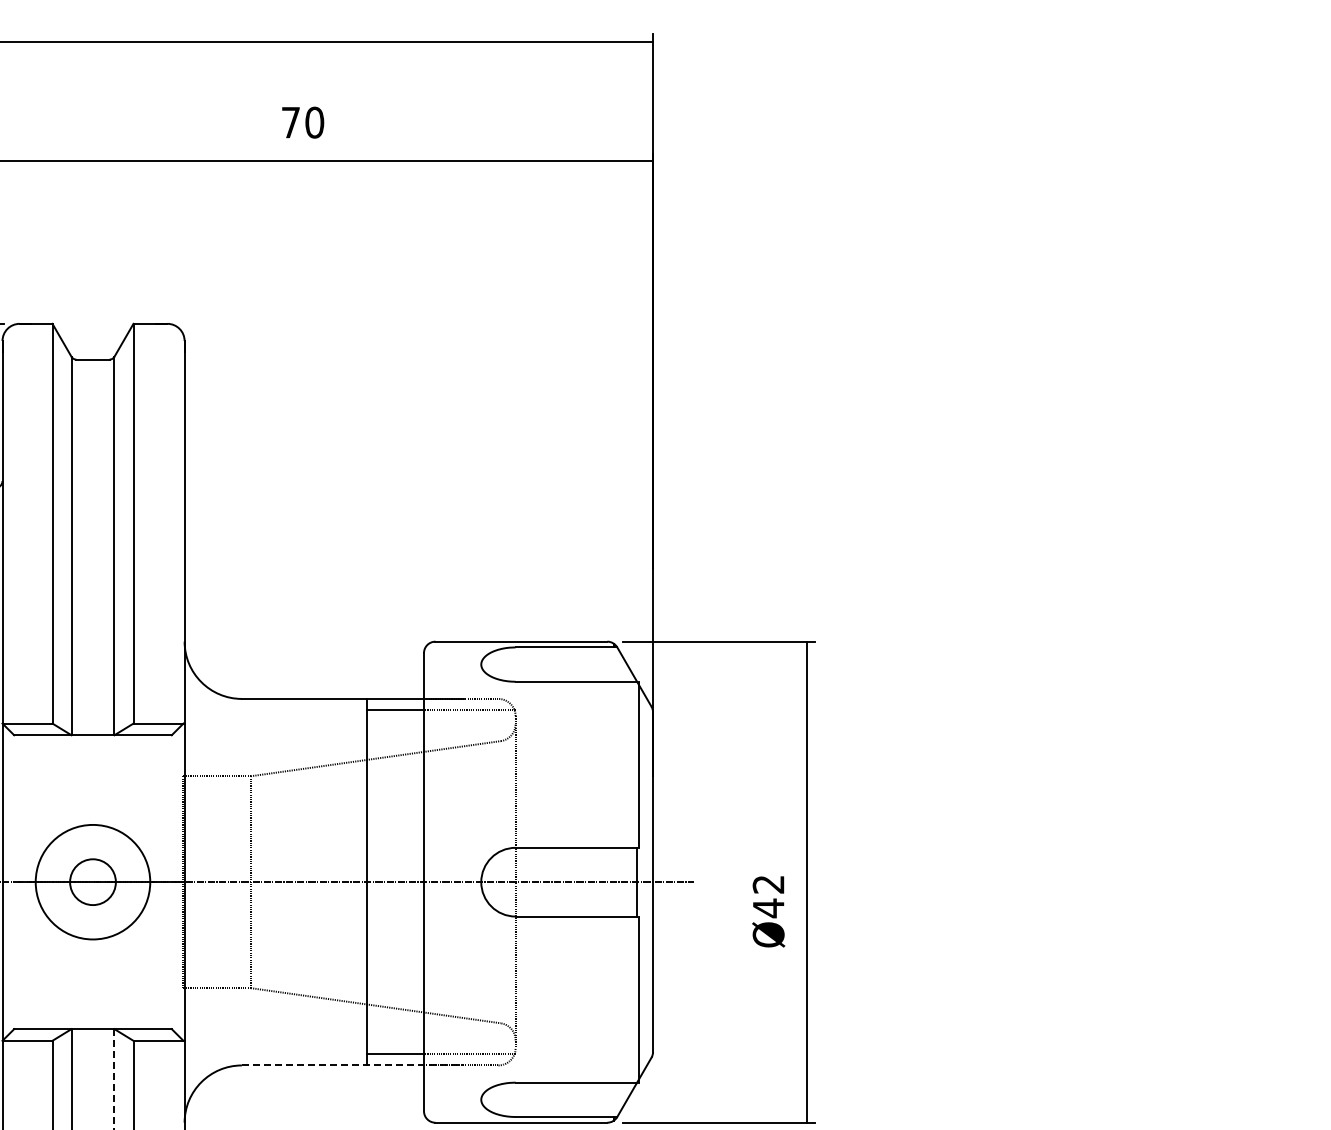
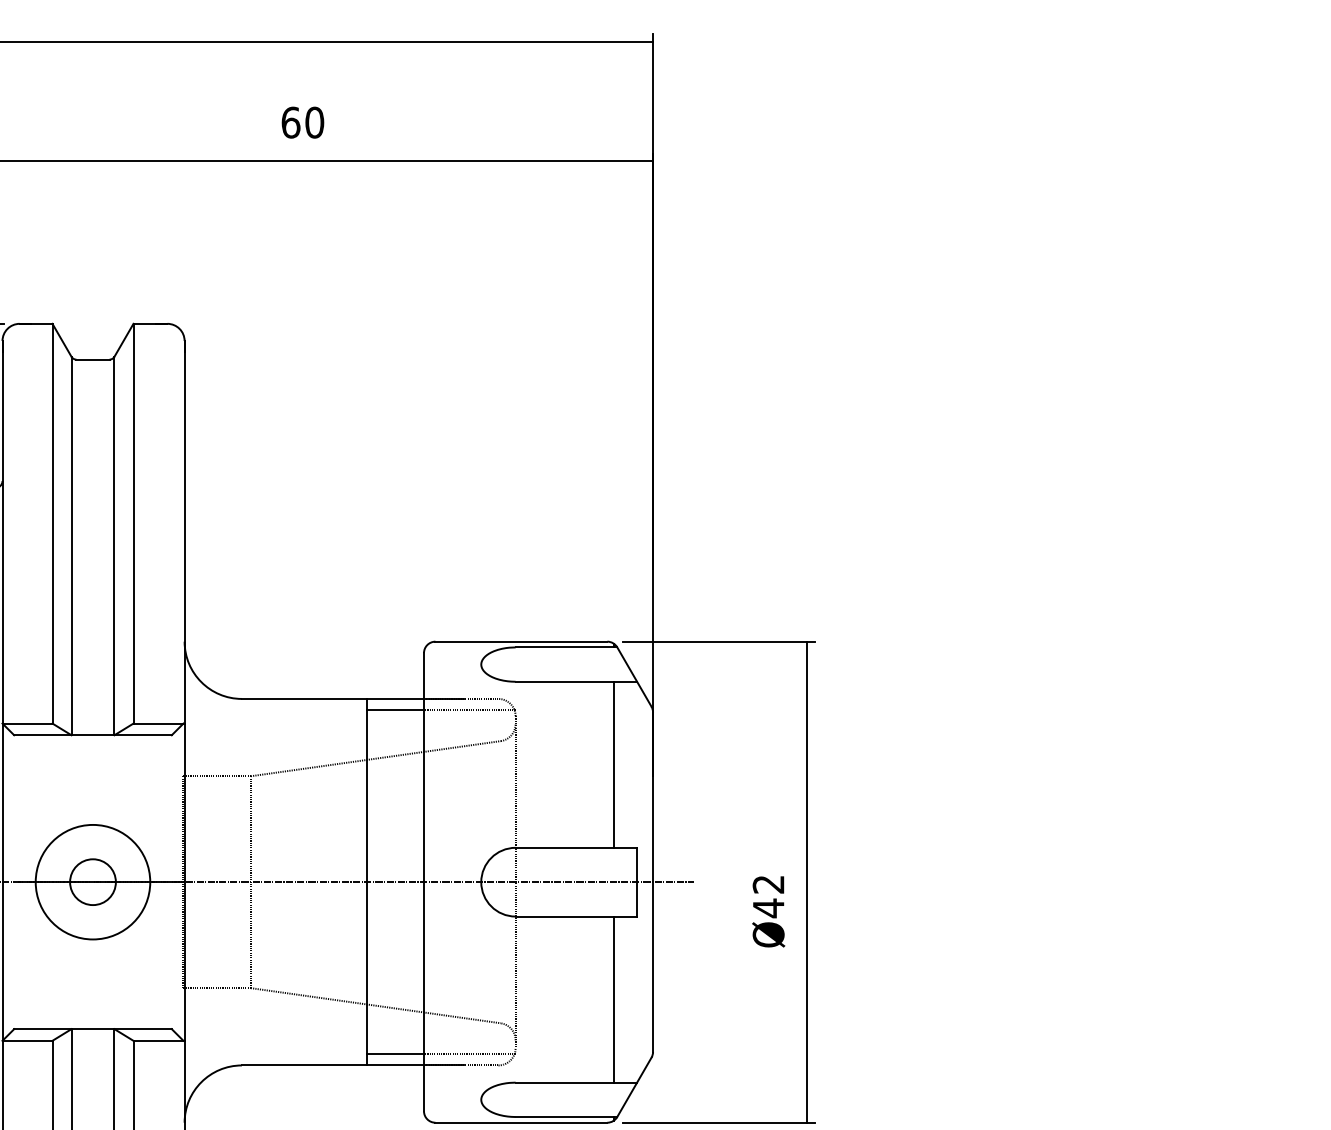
text: 70 -> 60 (290, 122)
line position: (638, 764) -> (613, 764) (613, 764)
line position: (638, 999) -> (613, 999) (613, 999)
line: dashed -> solid (353, 1065)
line: dashed -> solid (114, 1080)
